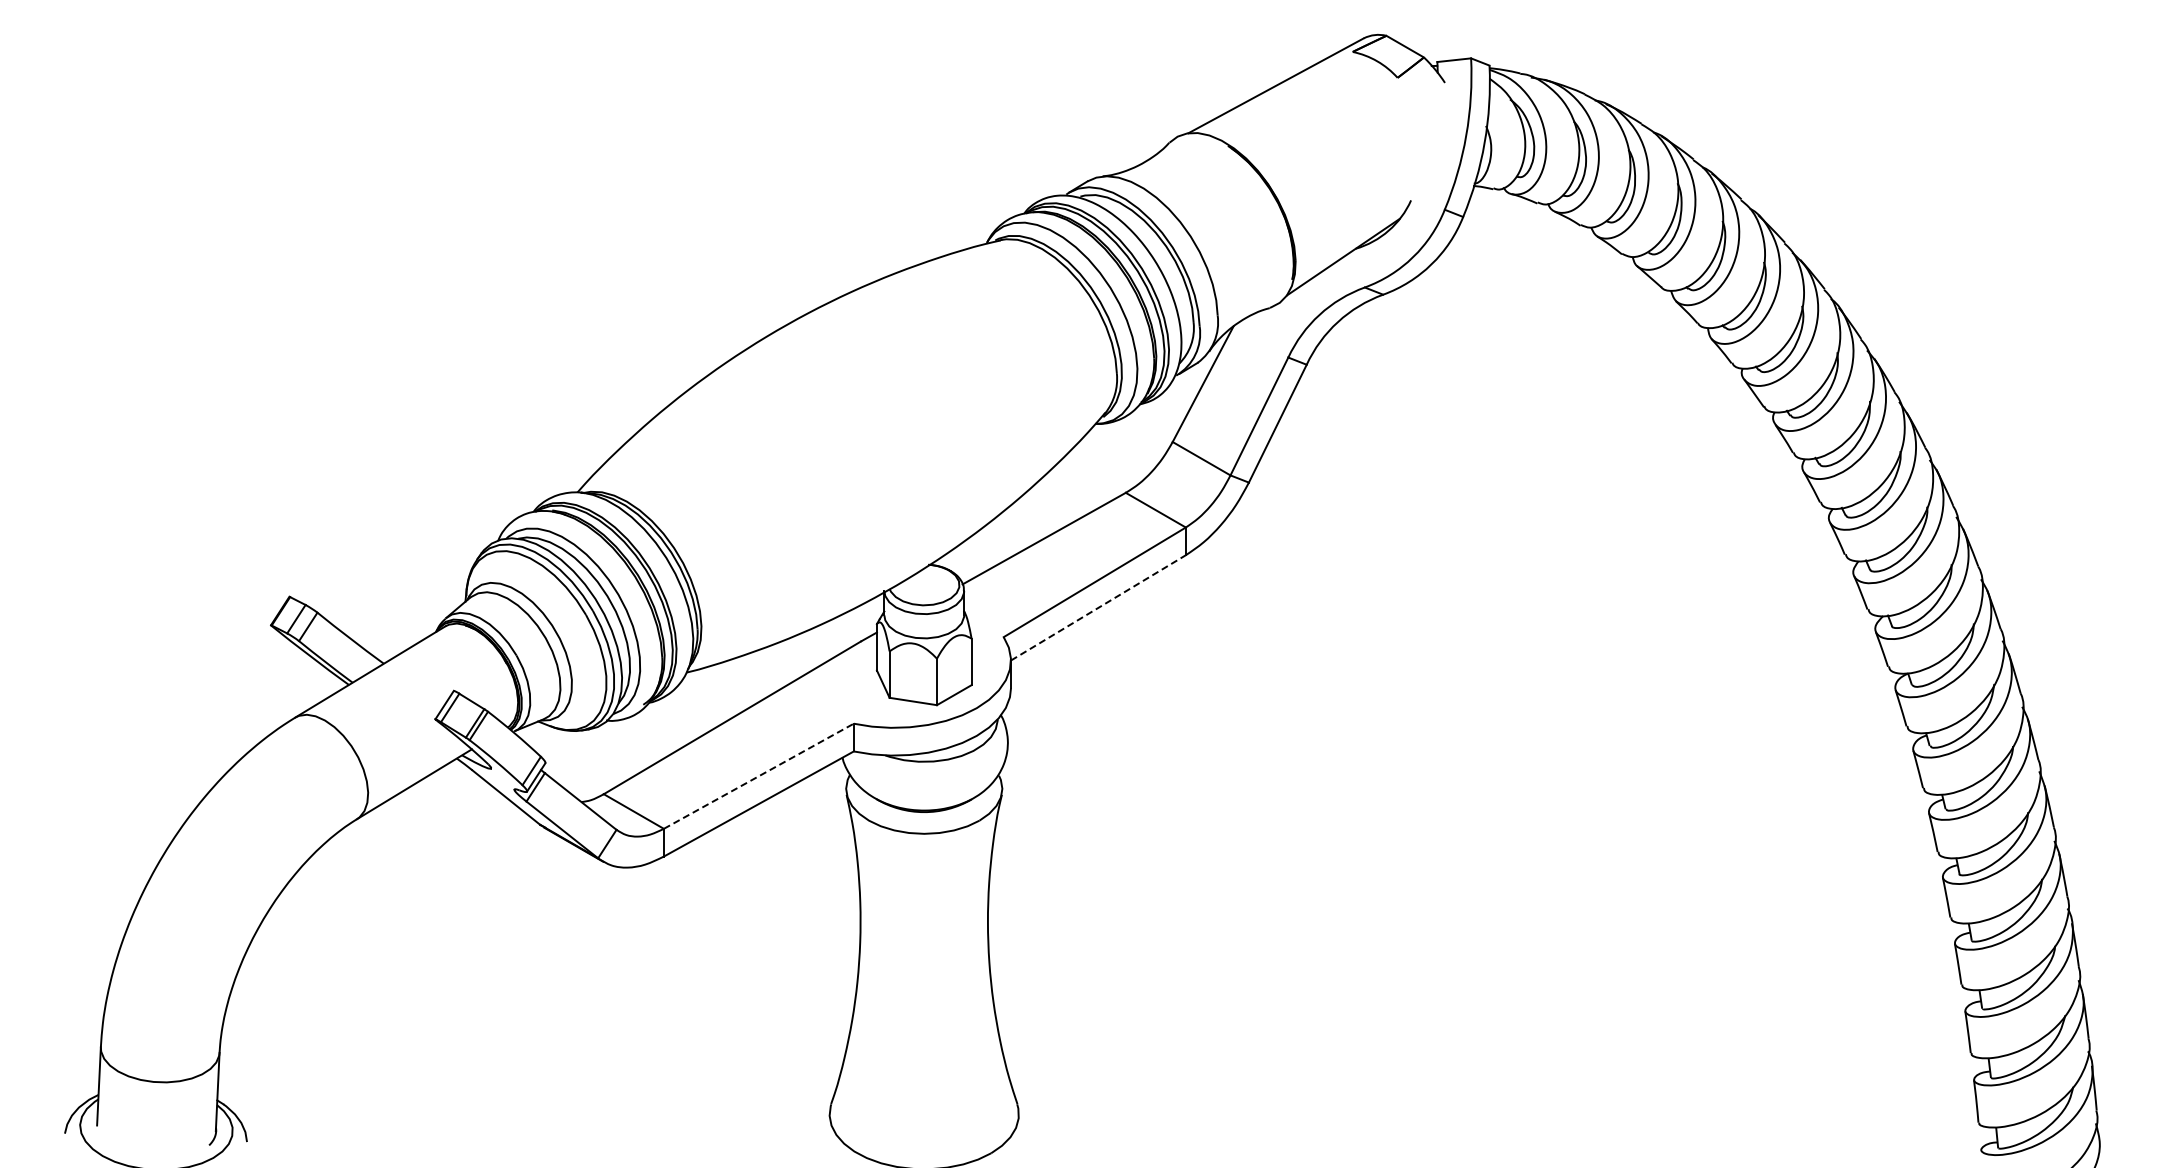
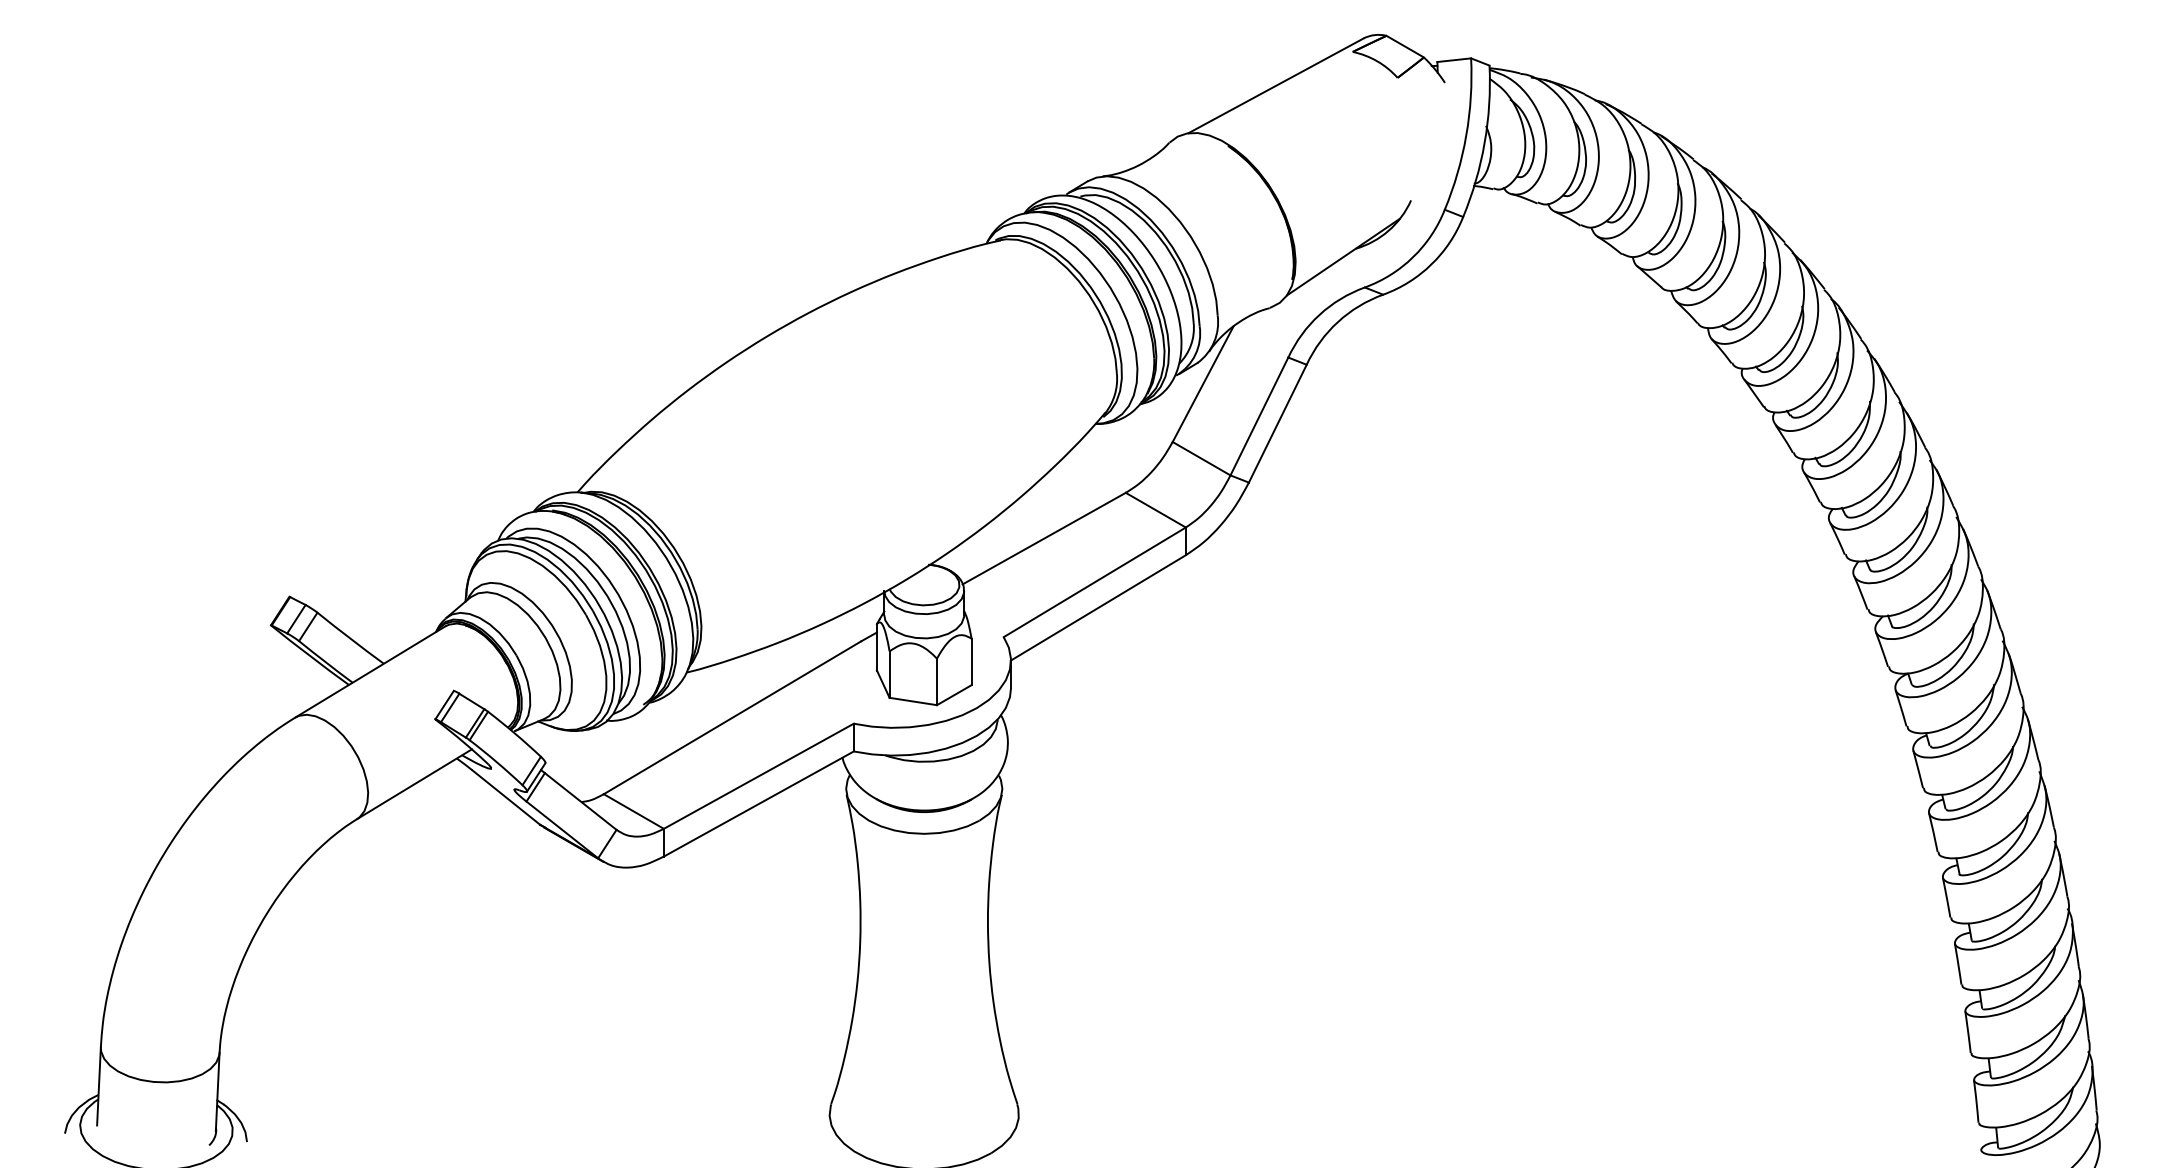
line: dashed -> solid (1098, 607)
line: dashed -> solid (758, 776)
